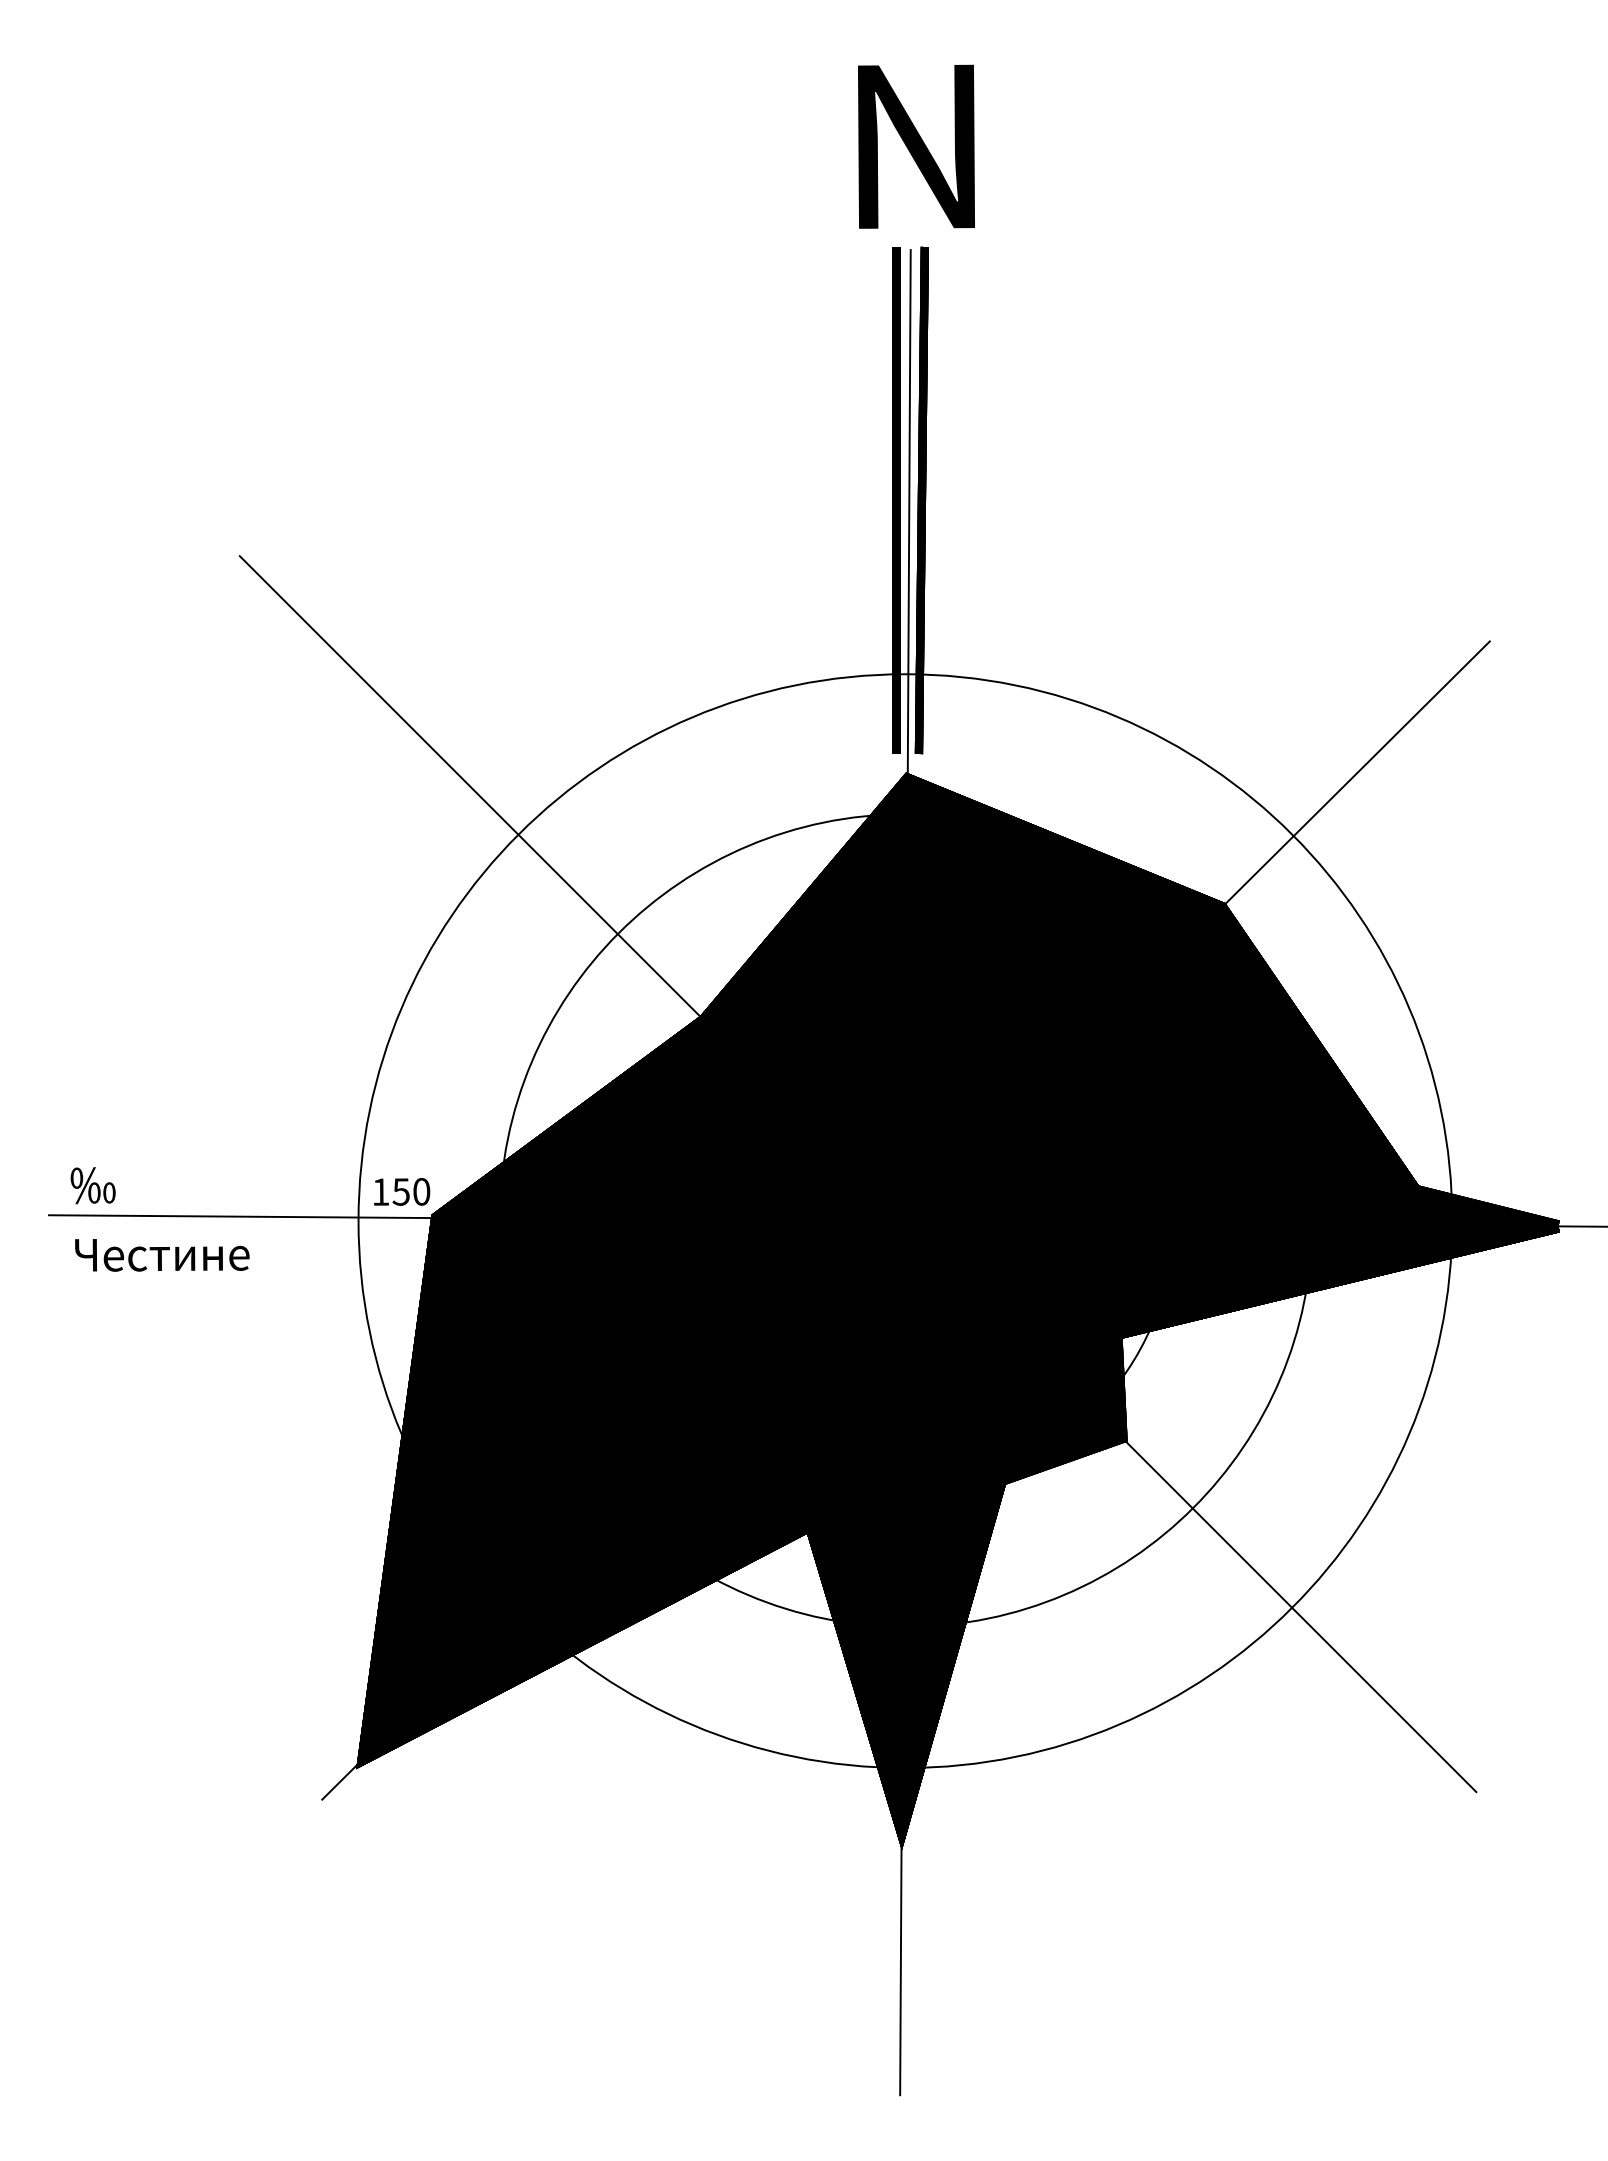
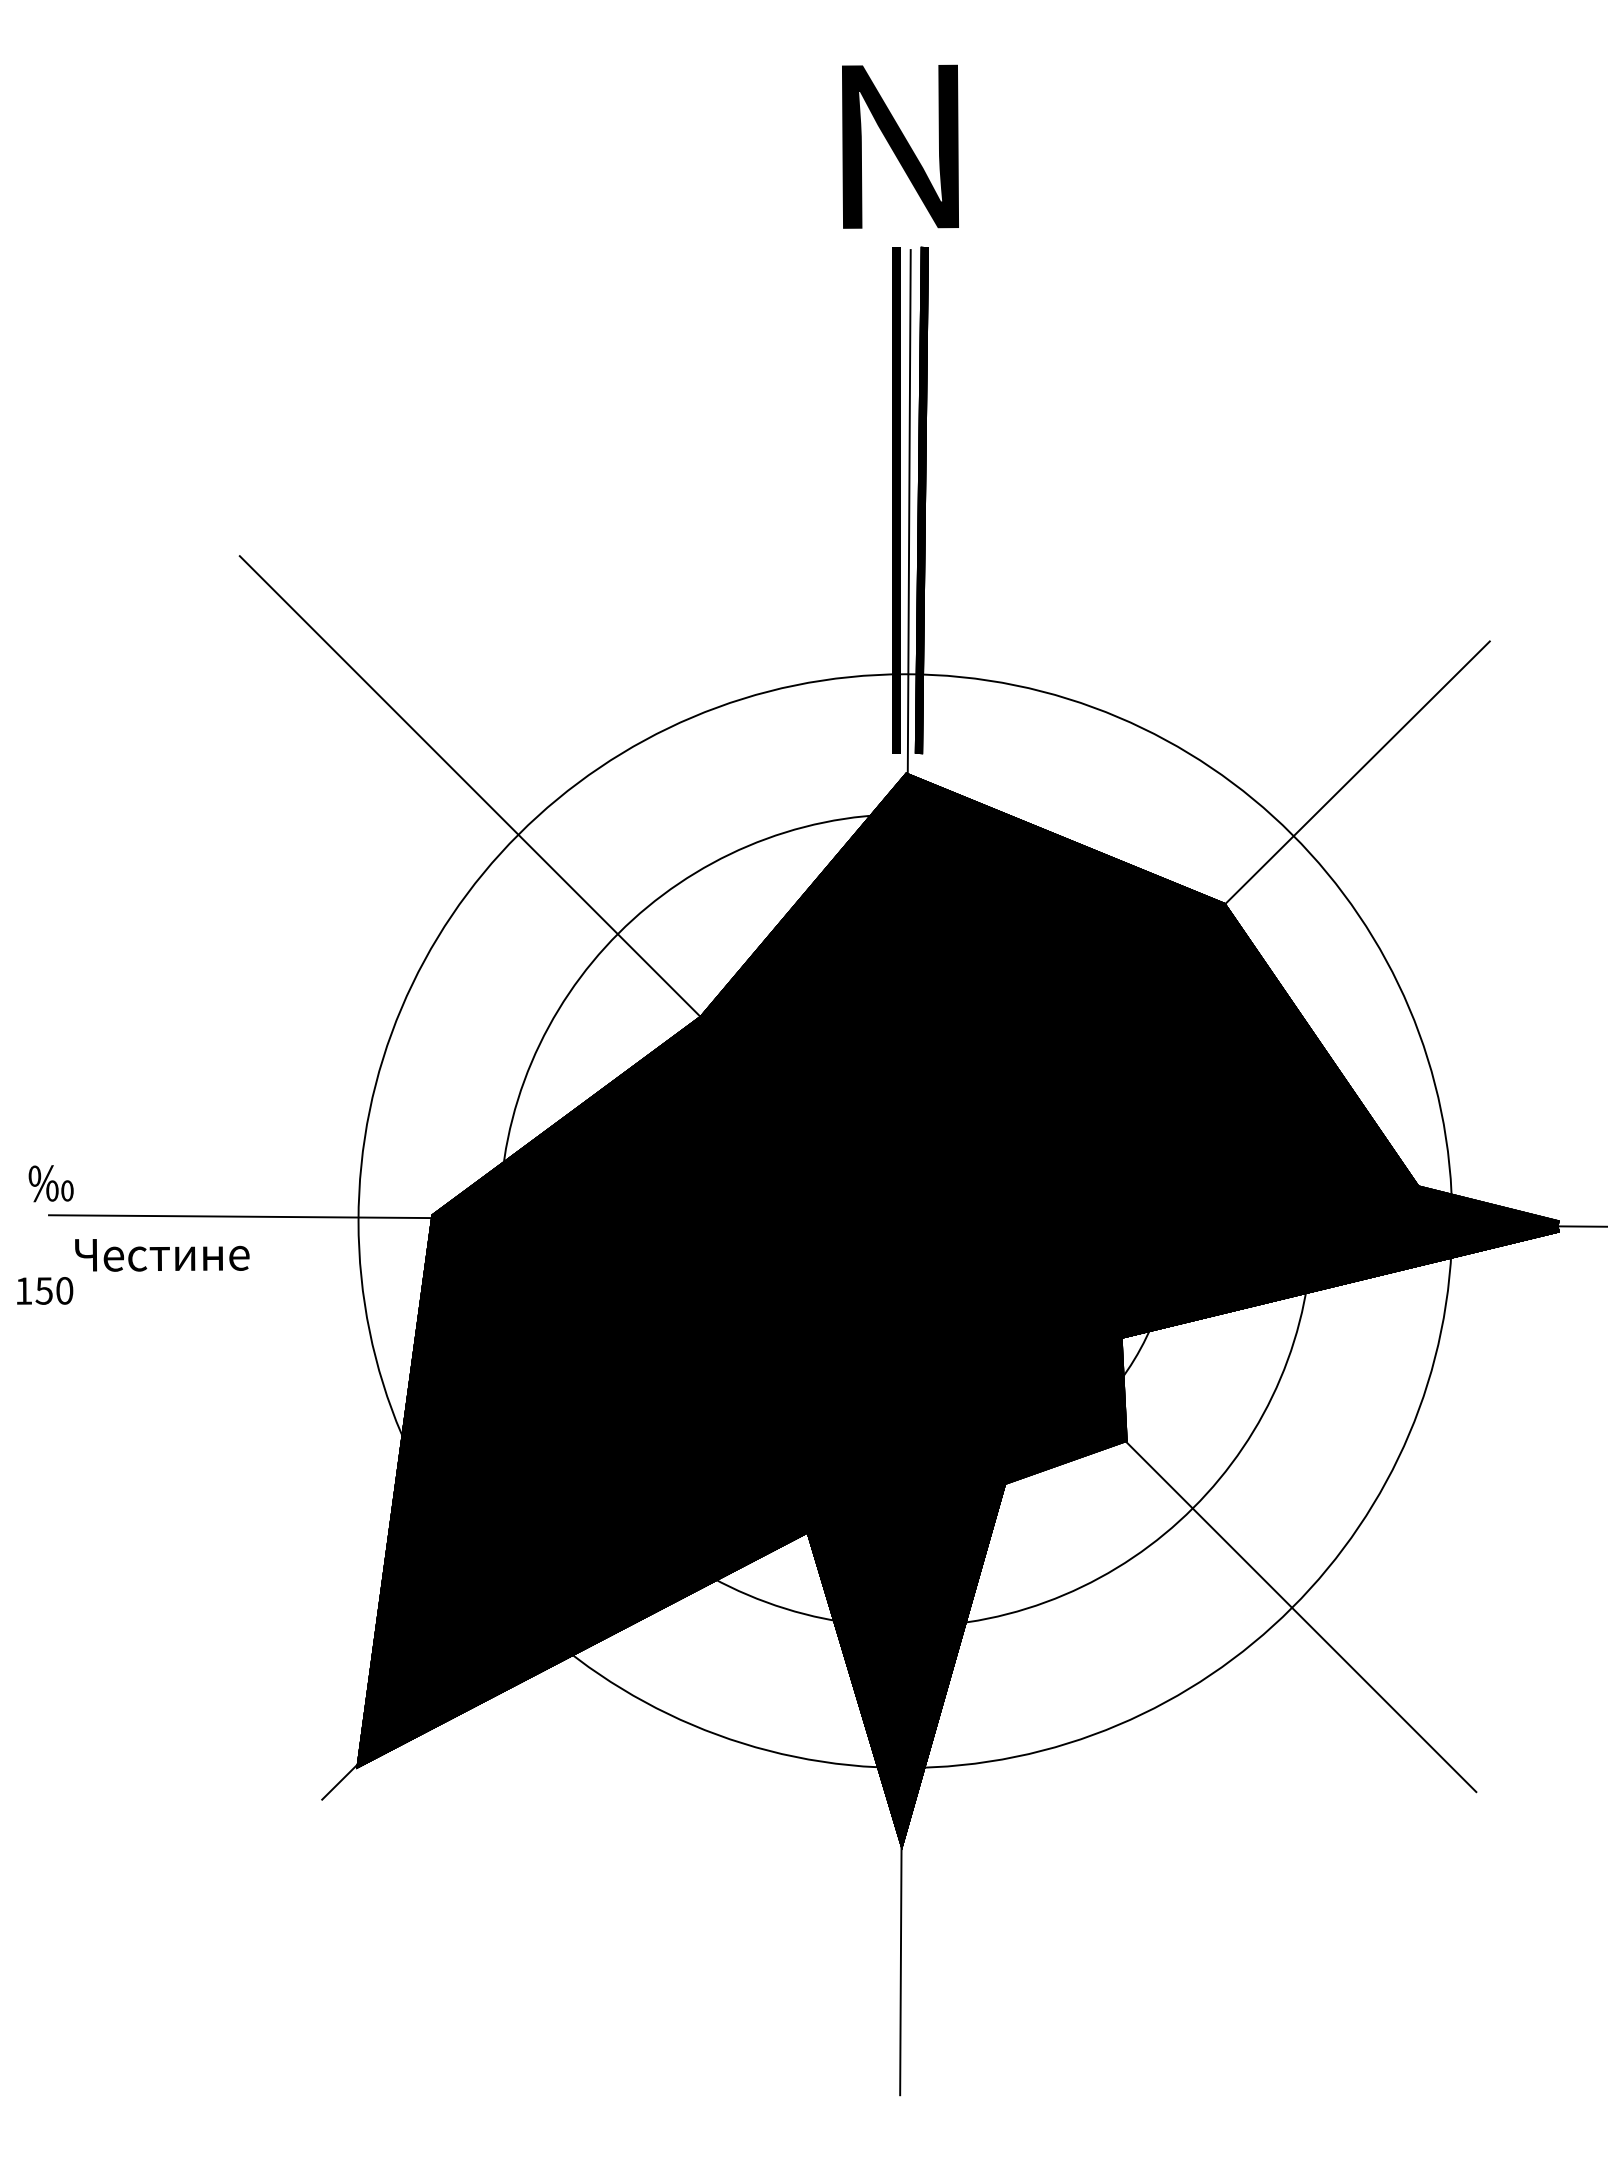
text position: (916, 146) -> (900, 146) (900, 146)
text position: (92, 1185) -> (50, 1183) (50, 1183)
text position: (402, 1191) -> (45, 1290) (45, 1290)
